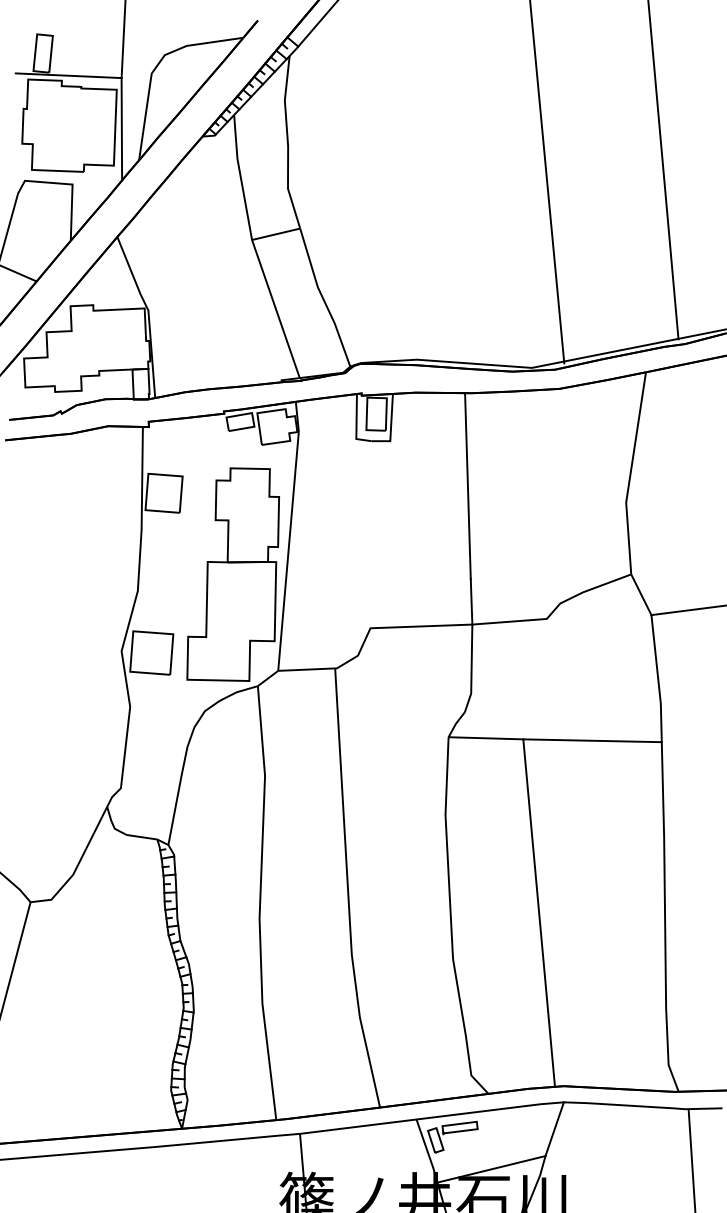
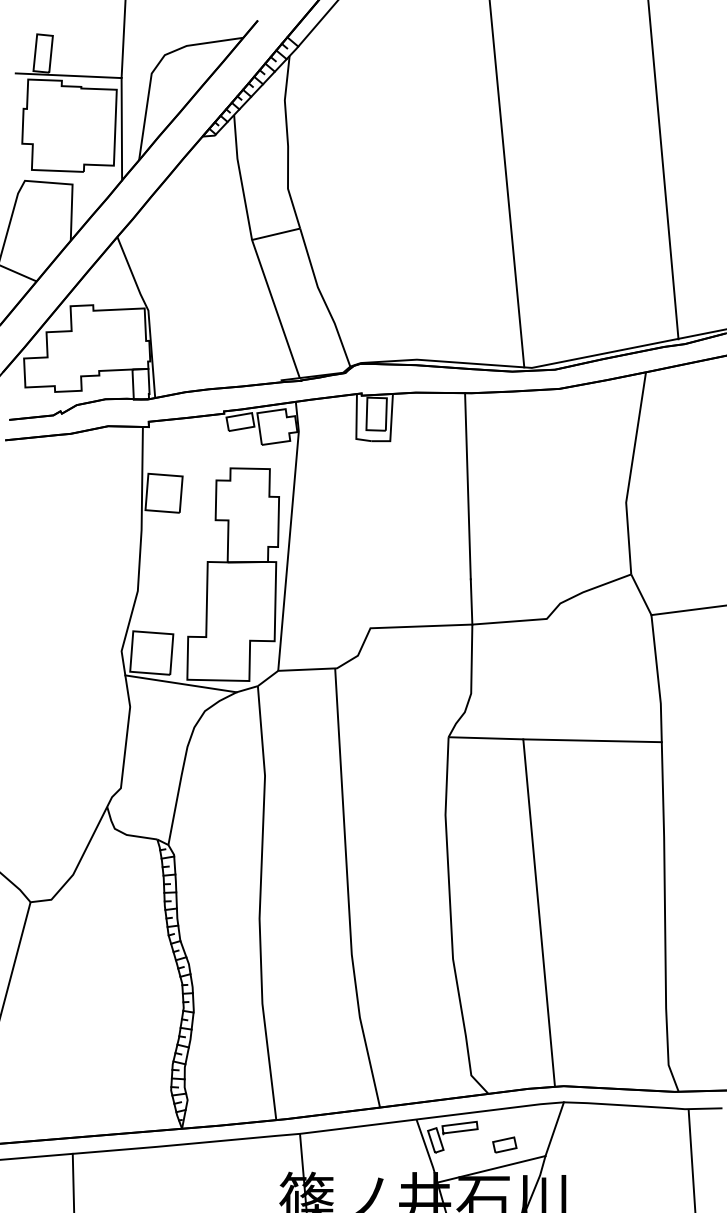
line position: (547, 182) -> (506, 184) (506, 184)
line: none -> present (180, 683)
part: none -> present (504, 1144)
line: none -> present (73, 1181)
